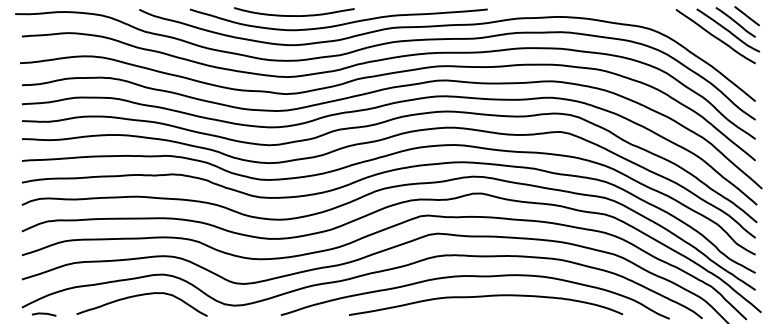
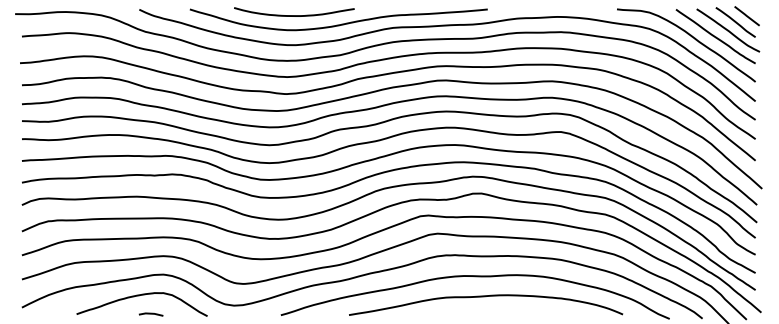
curve: none -> present (691, 37)
line position: (43, 314) -> (150, 314) (150, 314)
